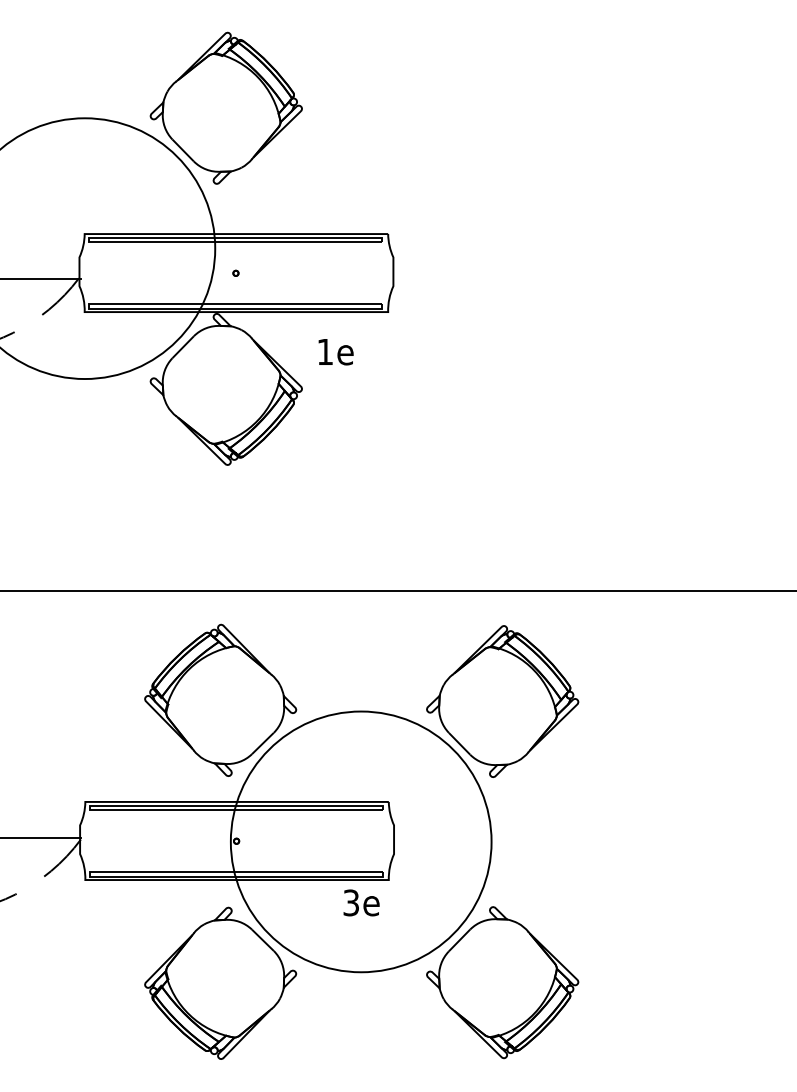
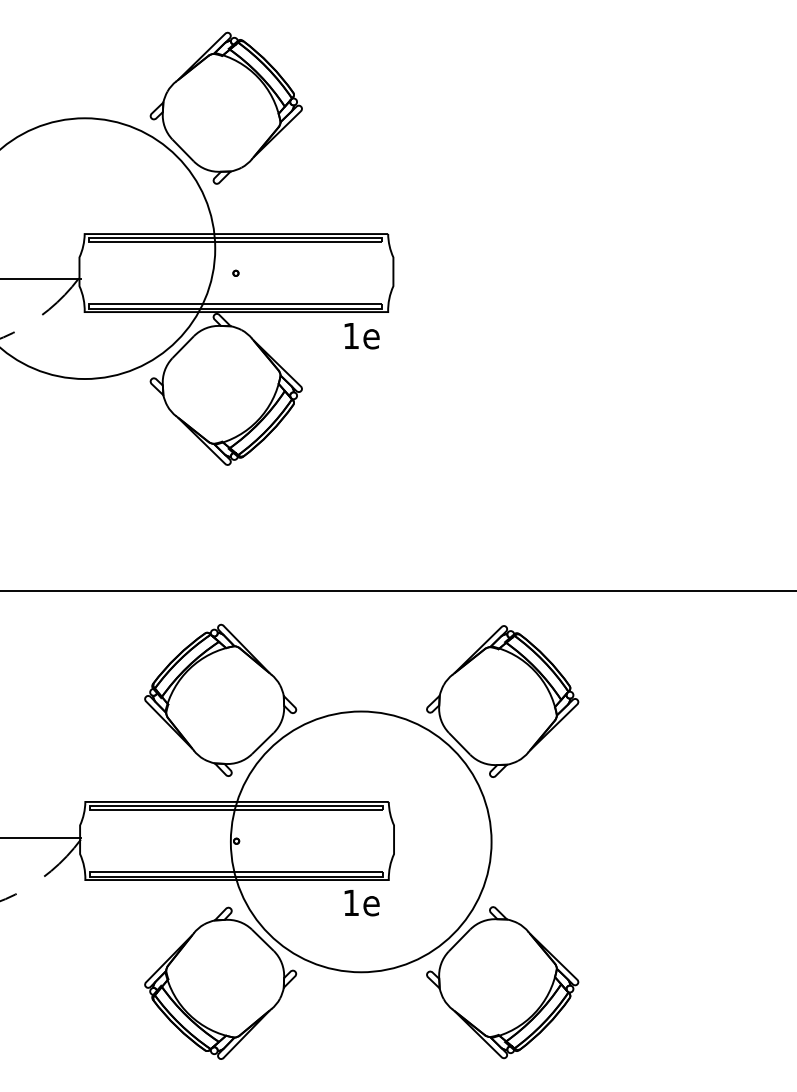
text position: (335, 352) -> (361, 336) (361, 336)
text: 3e -> 1e (350, 902)
